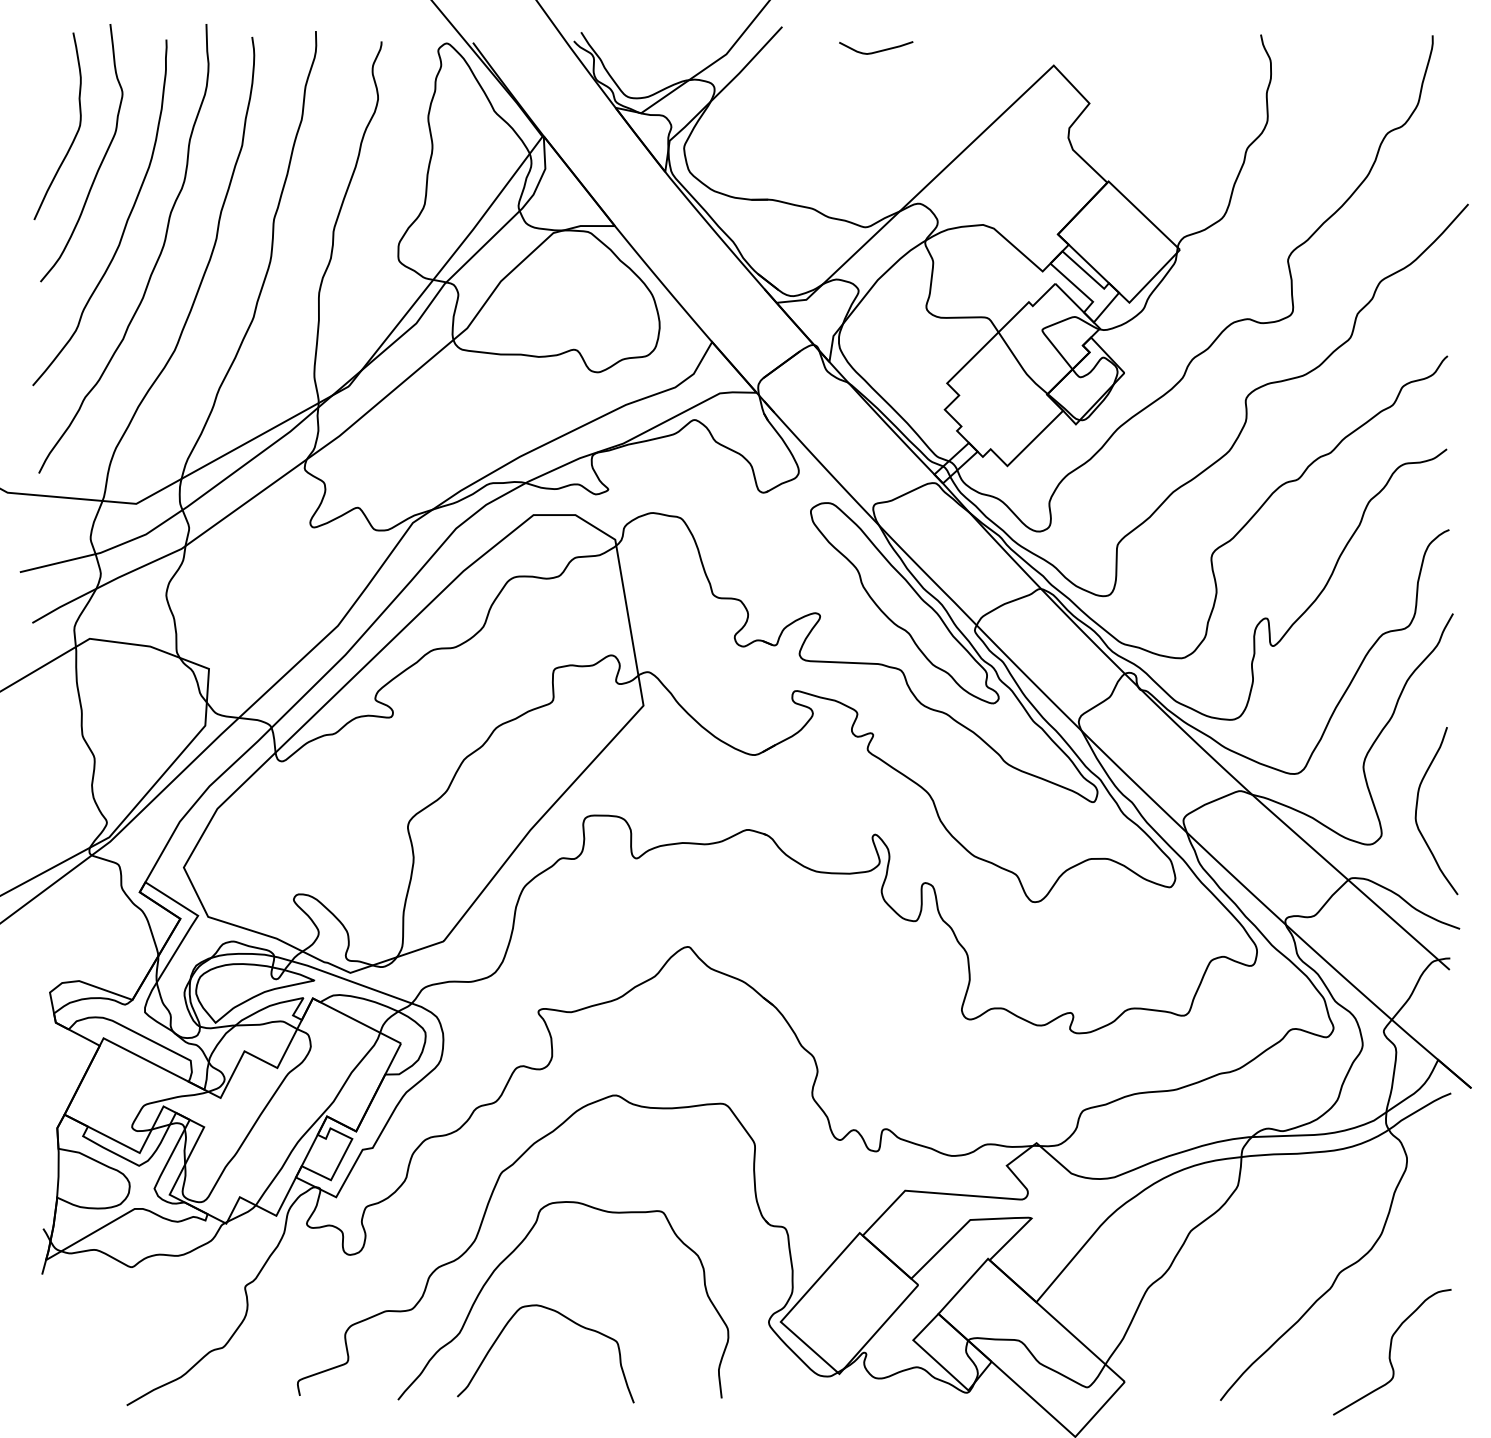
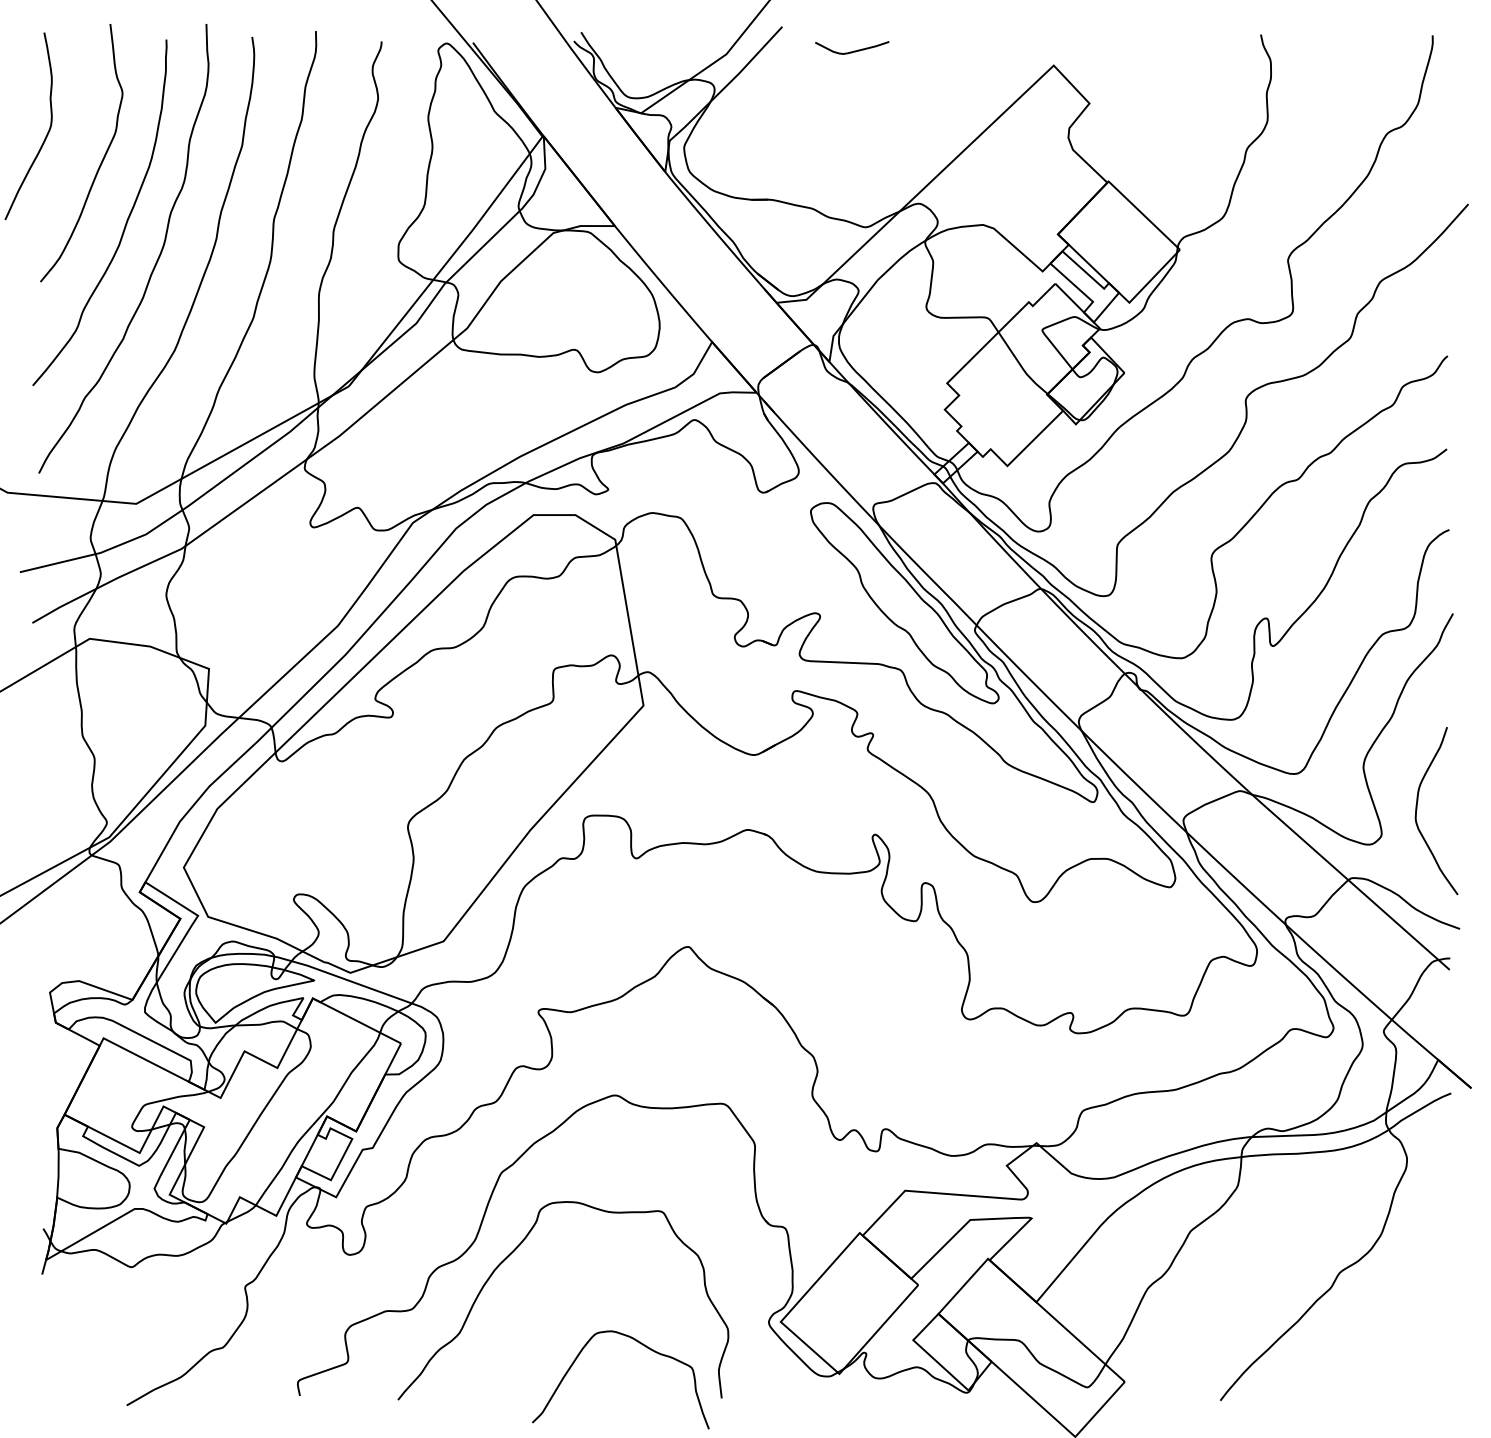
curve position: (878, 50) -> (854, 50) (854, 50)
curve position: (75, 134) -> (46, 134) (46, 134)
curve position: (565, 1318) -> (640, 1344) (640, 1344)
curve: present -> none (1390, 1352)
